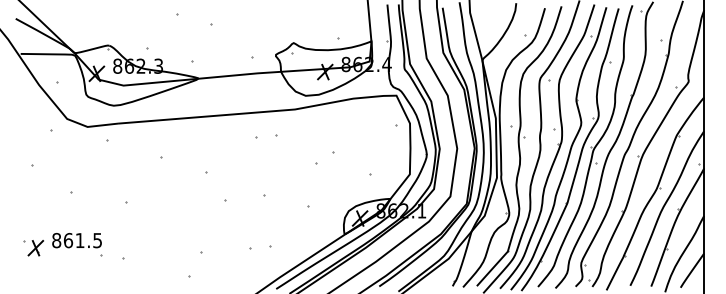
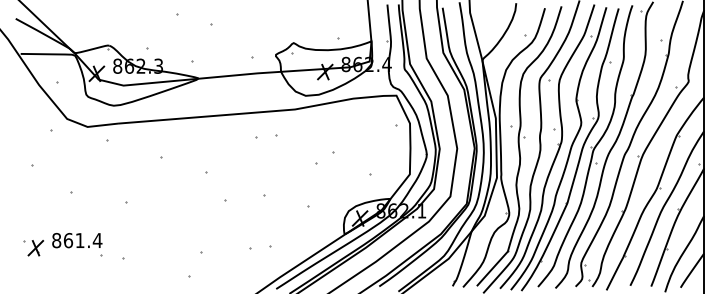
text: 861.5 -> 861.4 (97, 240)
